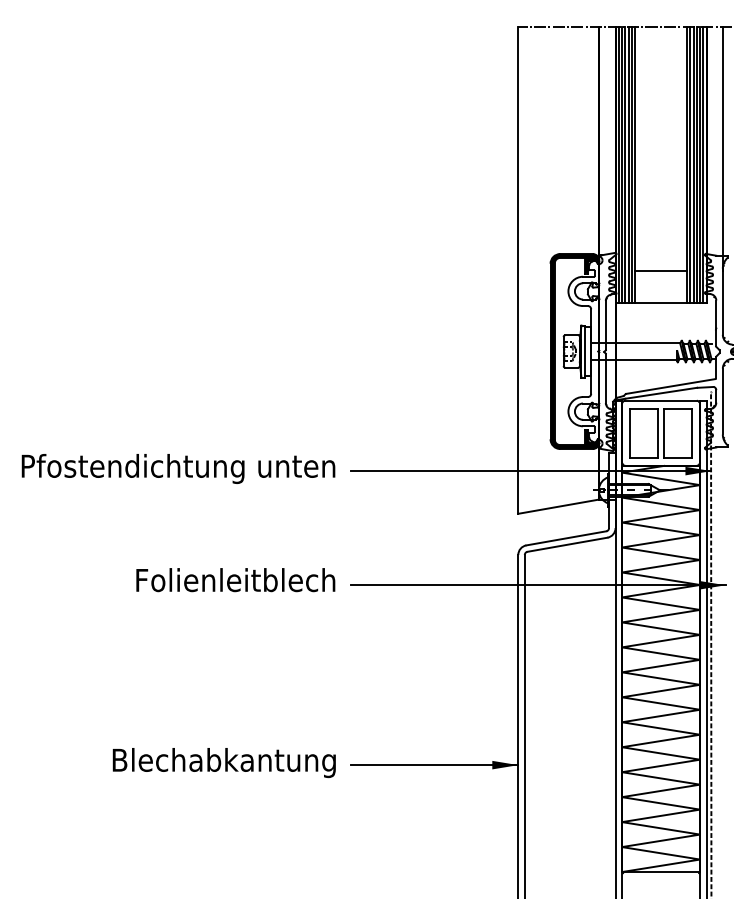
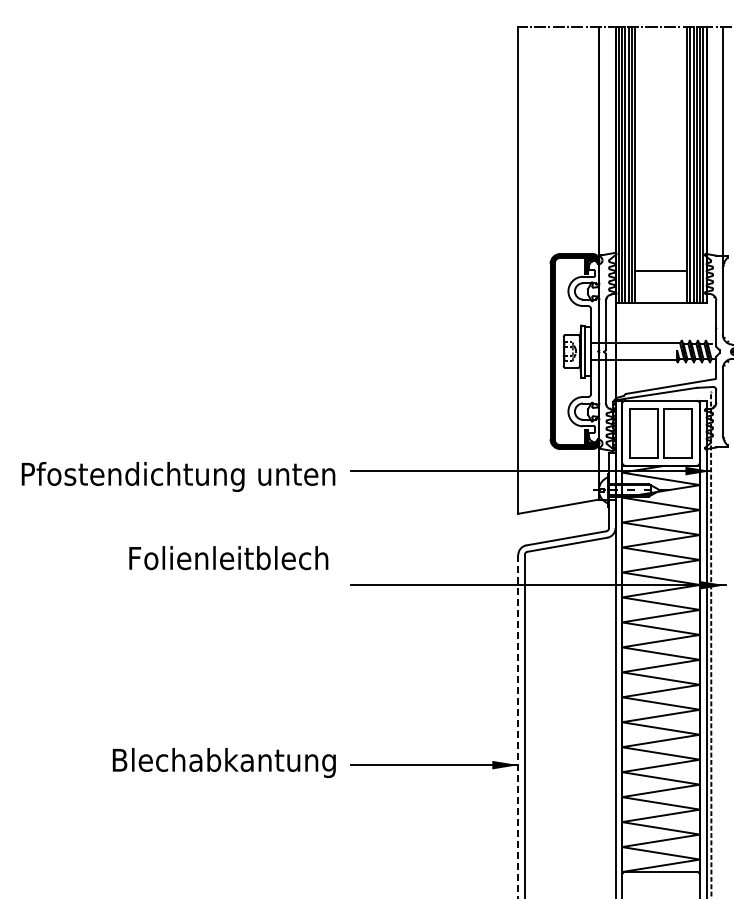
text position: (178, 468) -> (178, 476) (178, 476)
text position: (235, 580) -> (228, 558) (228, 558)
line: solid -> dashed (518, 726)
